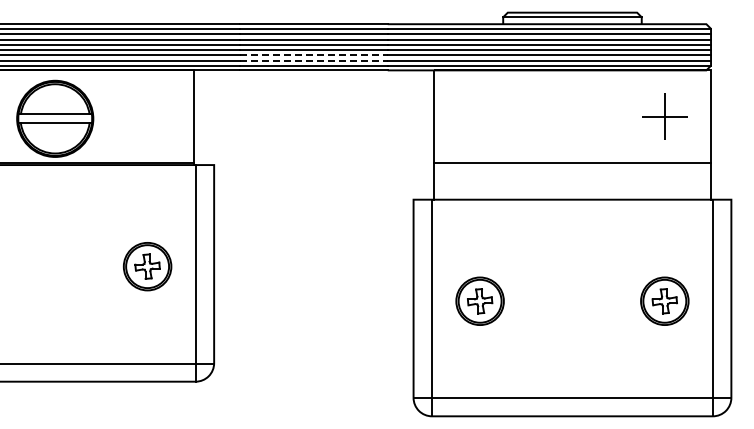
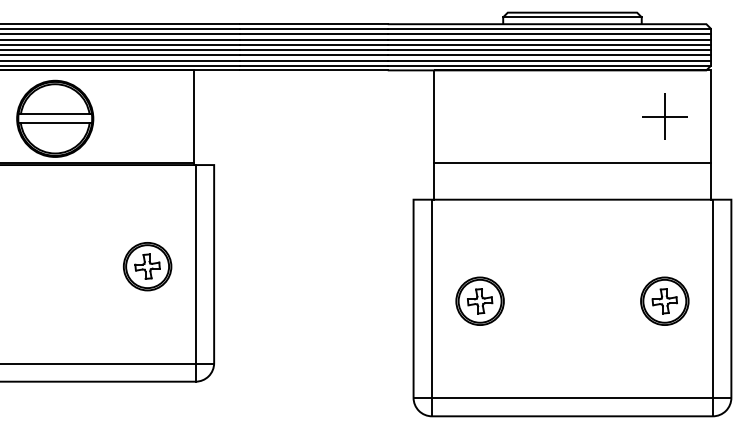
line: dashed -> solid (313, 55)
line: dashed -> solid (313, 61)
